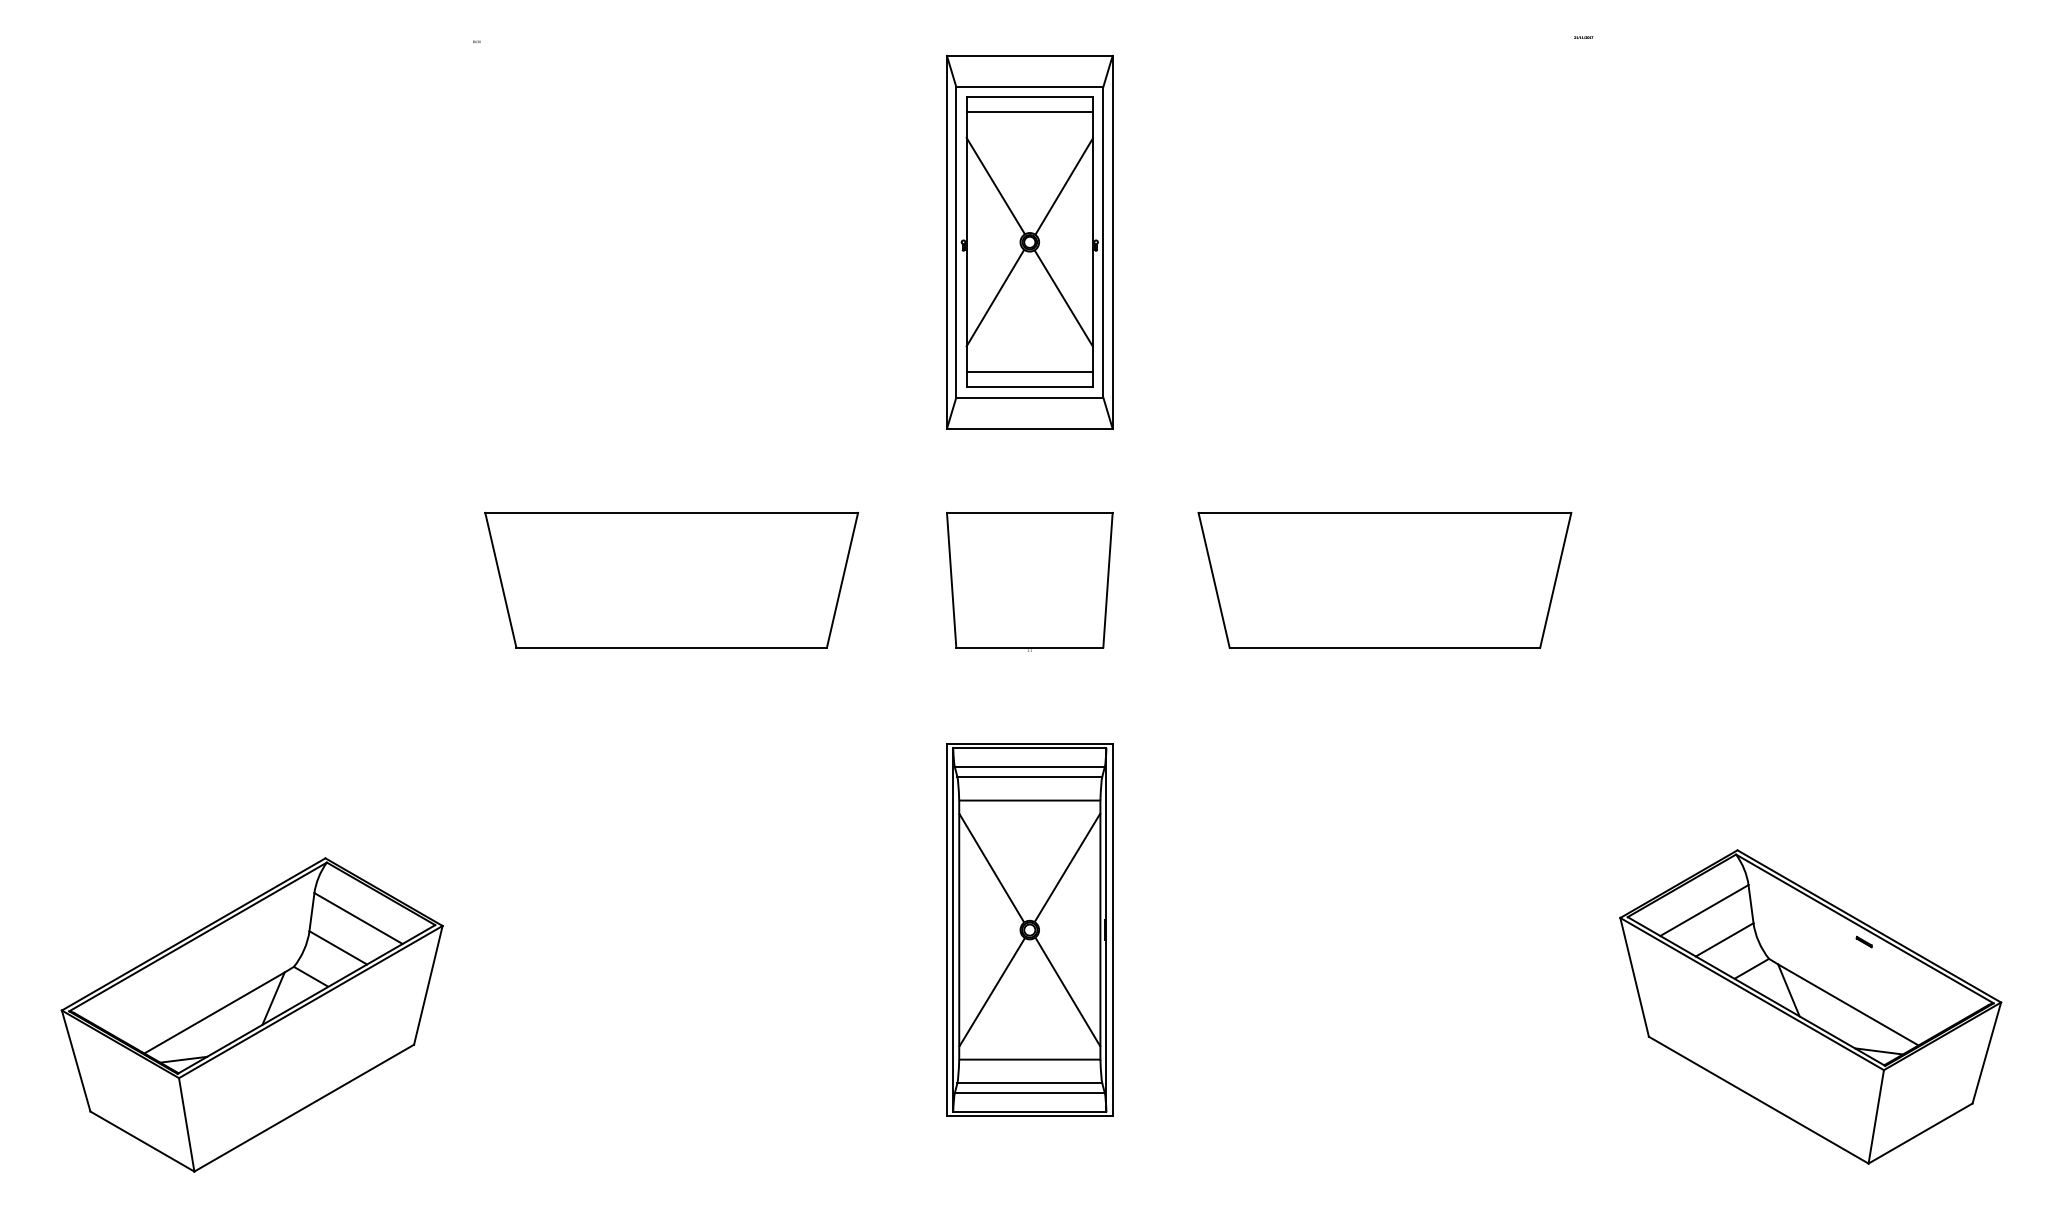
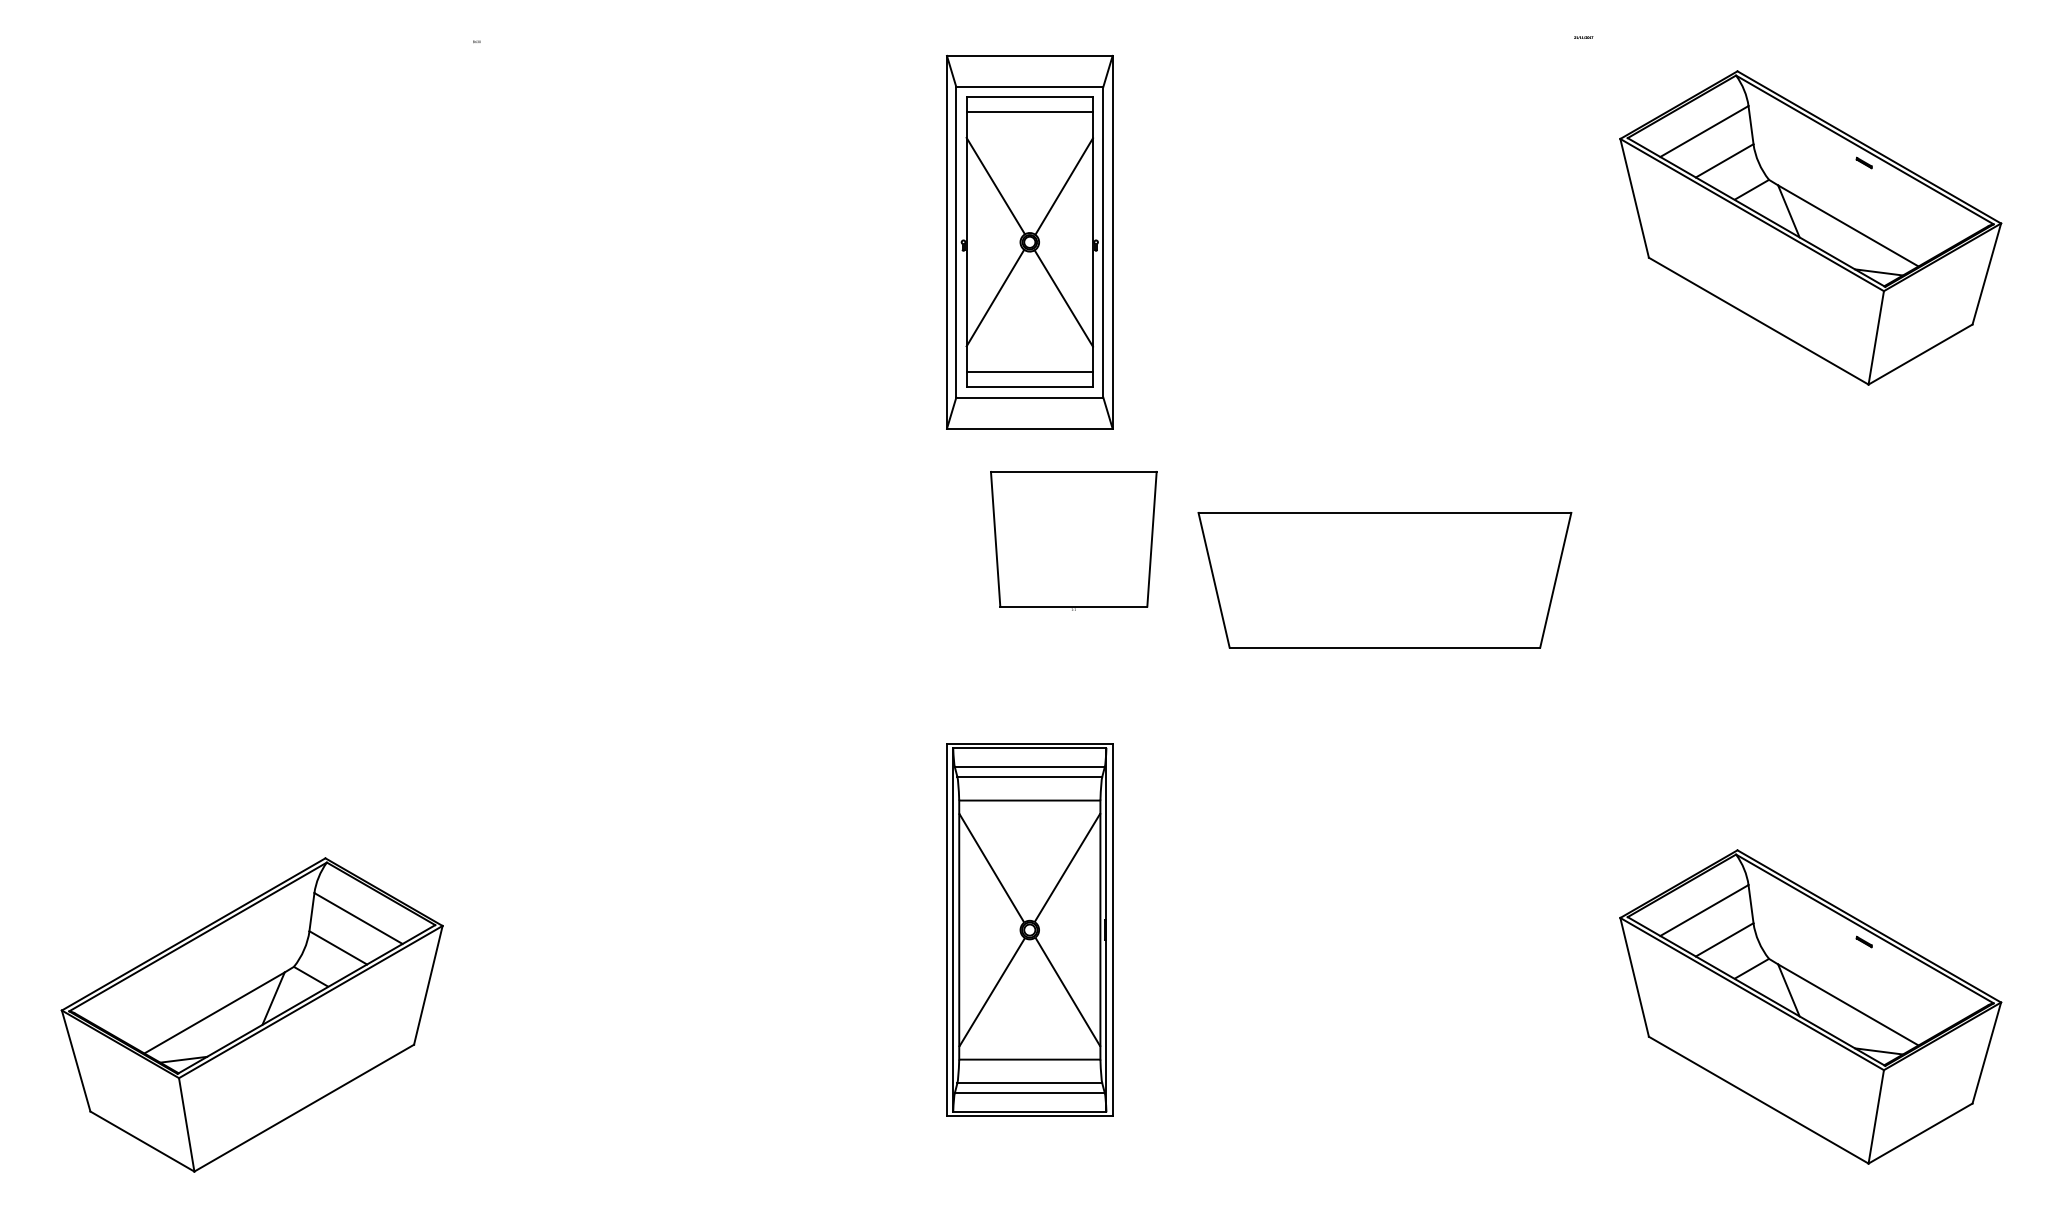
part: none -> present (1810, 227)
part: present -> none (671, 579)
part position: (1029, 581) -> (1073, 540) (1073, 540)
